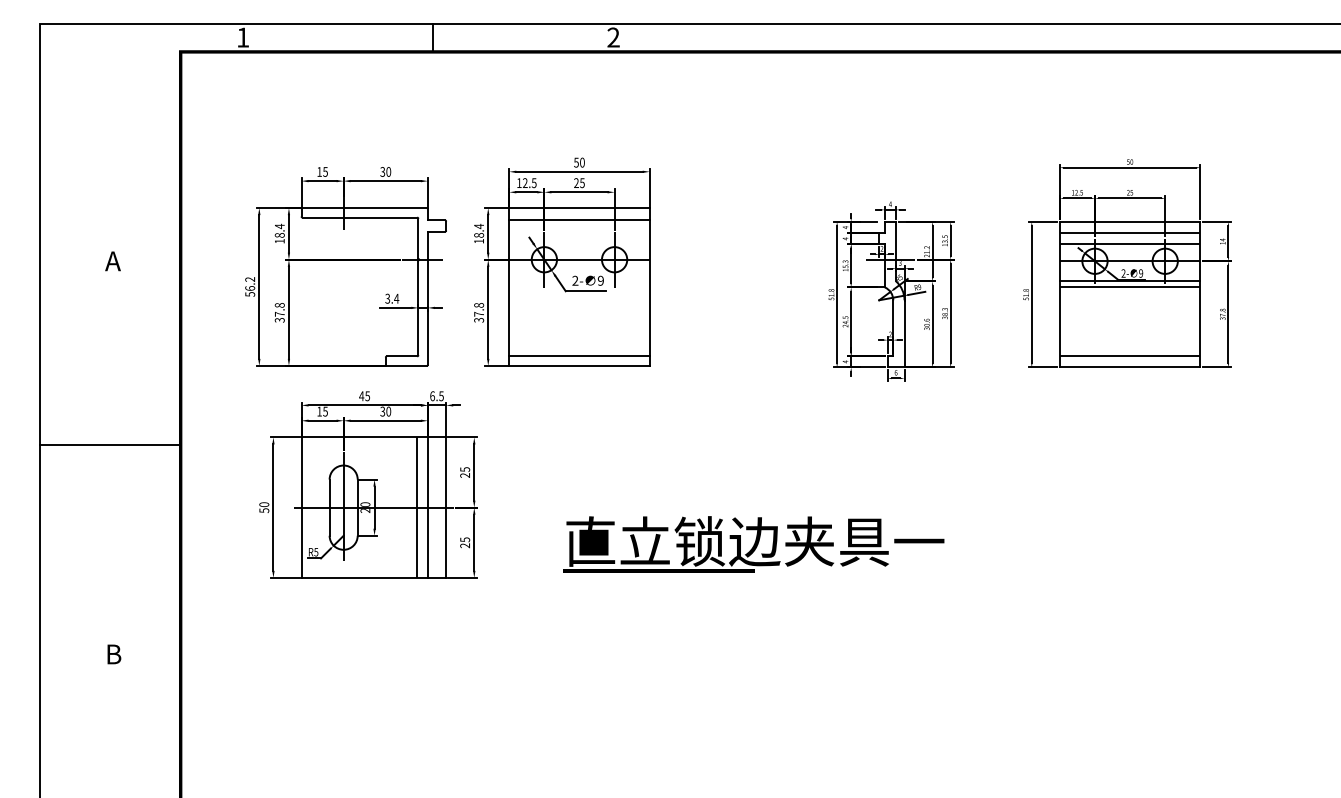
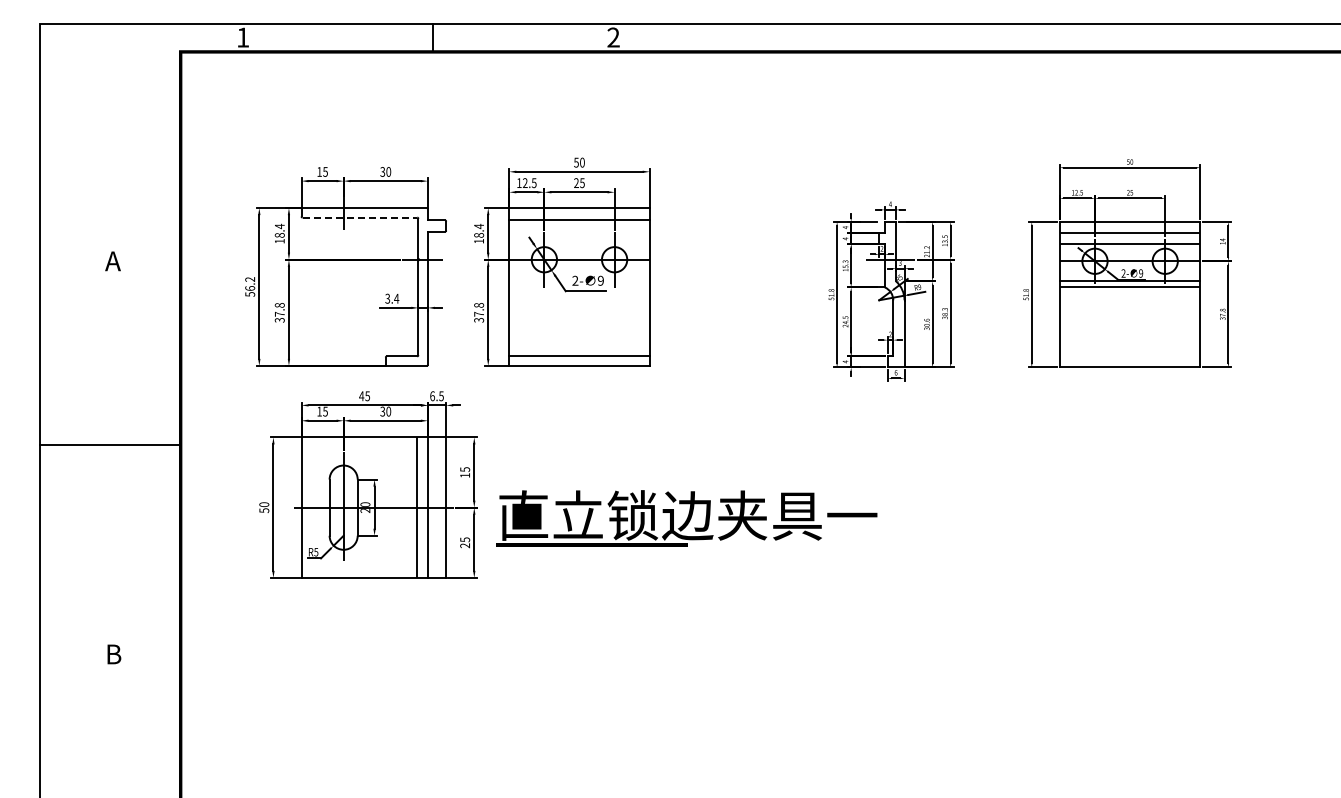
line: solid -> dashed (360, 217)
line: present -> none (1129, 356)
text: 25 -> 15 (464, 475)
text position: (753, 544) -> (686, 518) (686, 518)
